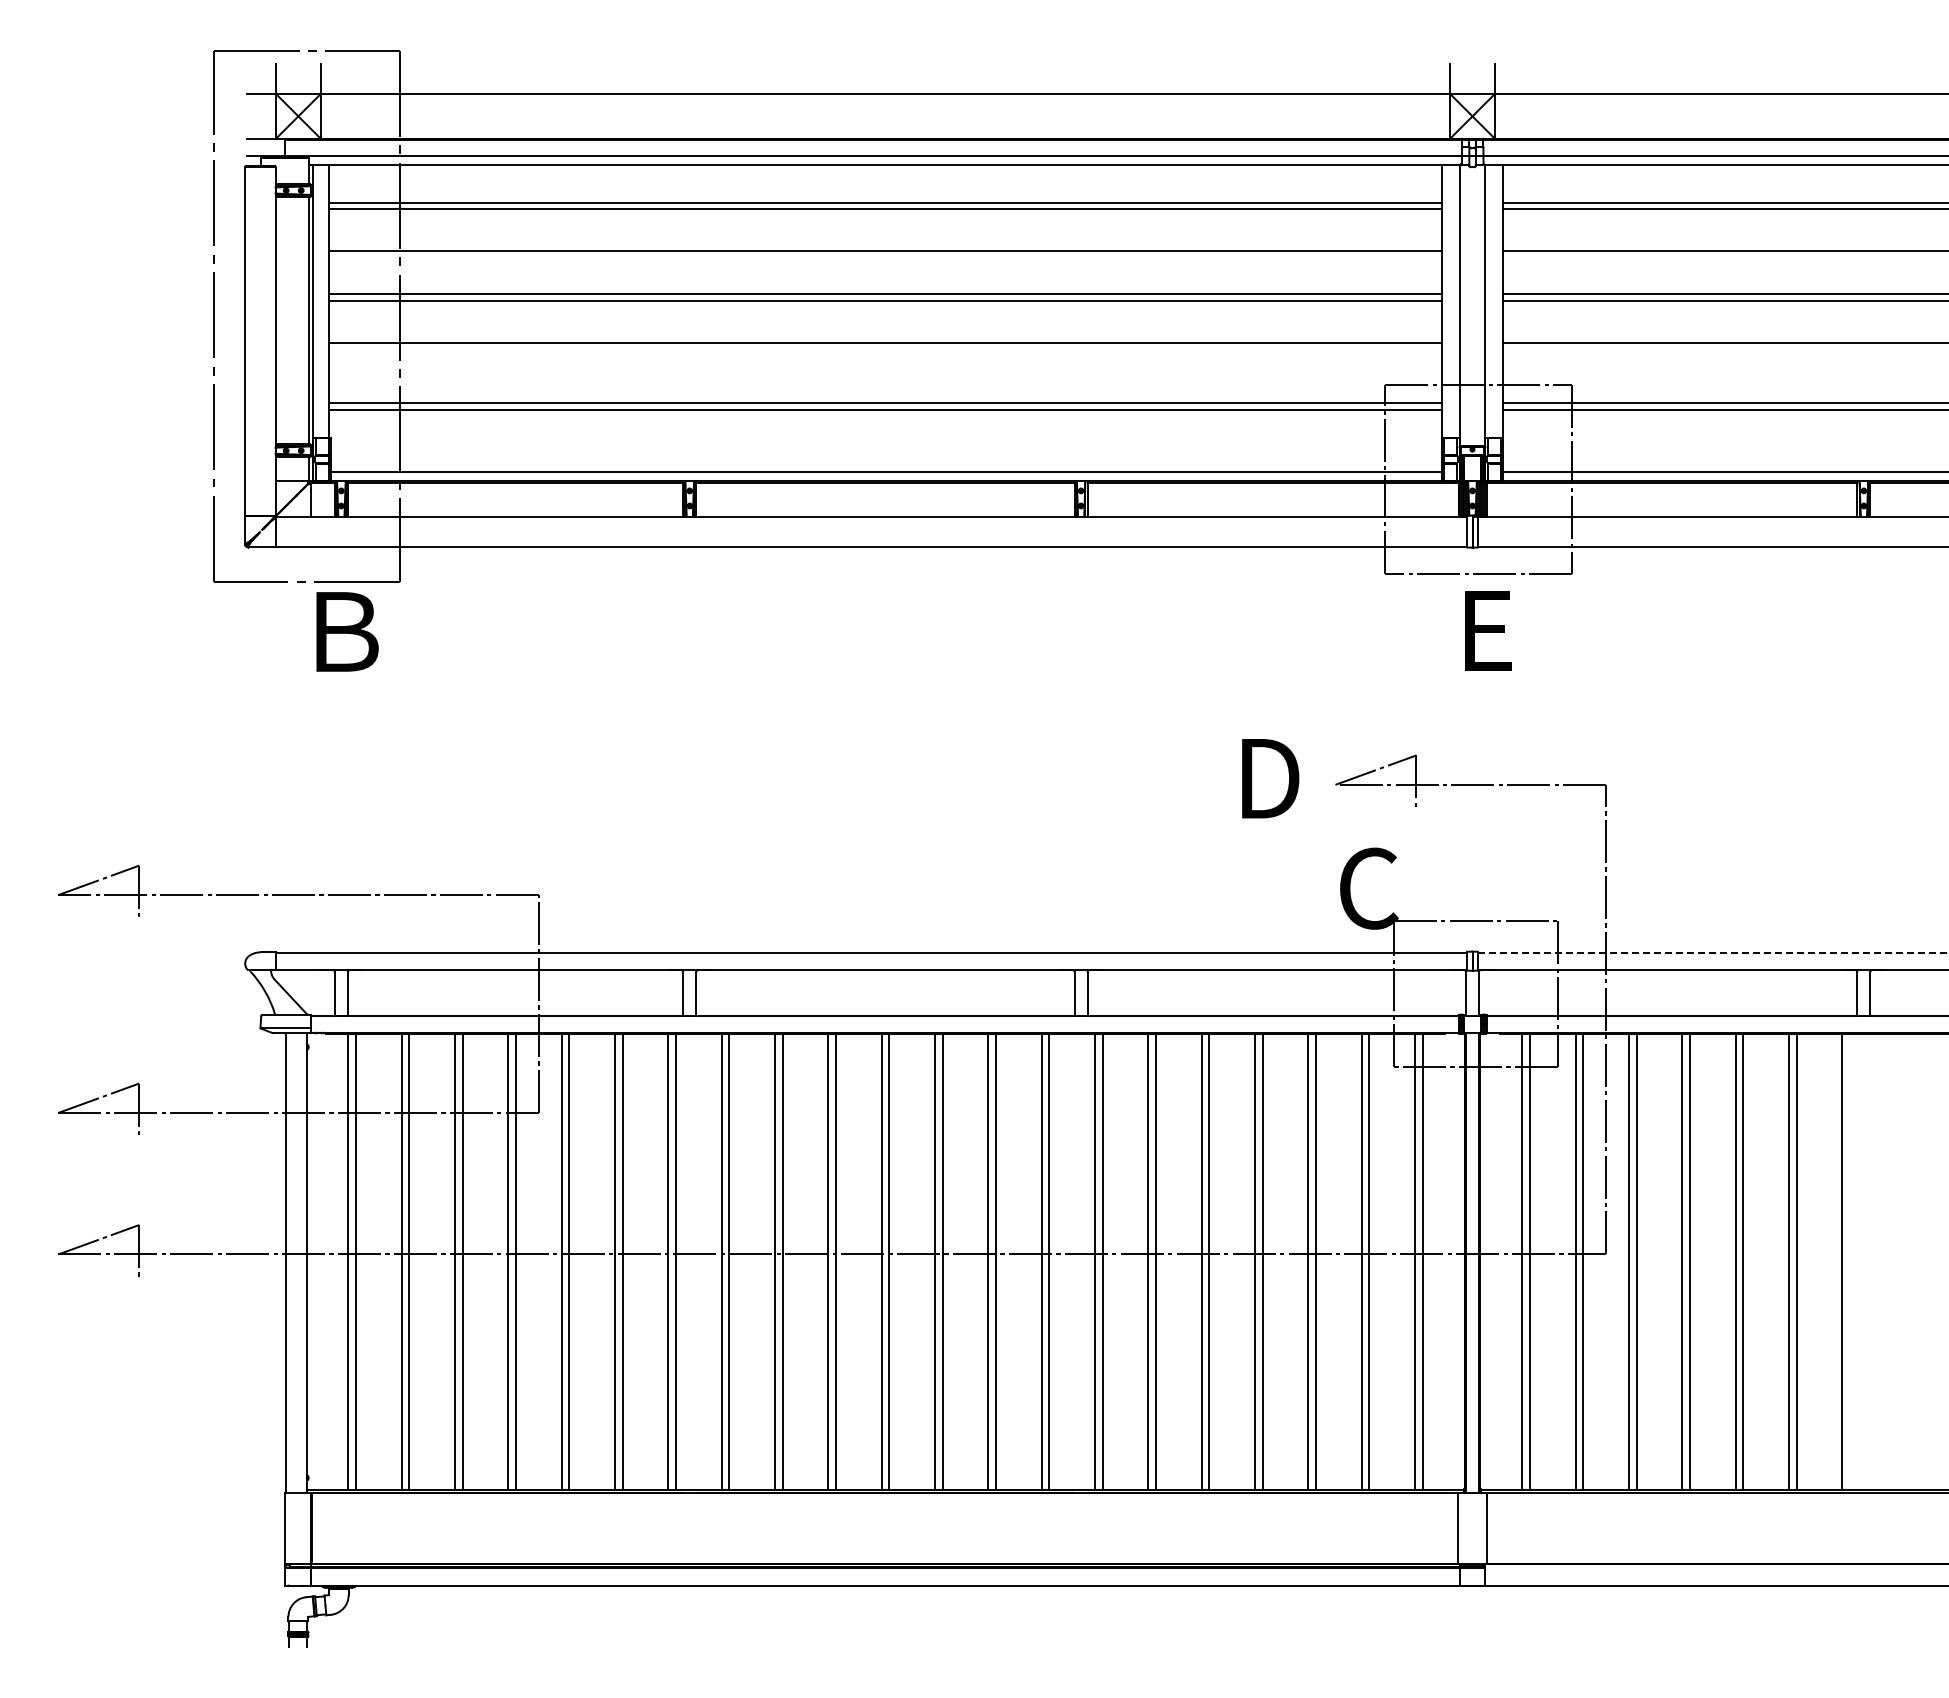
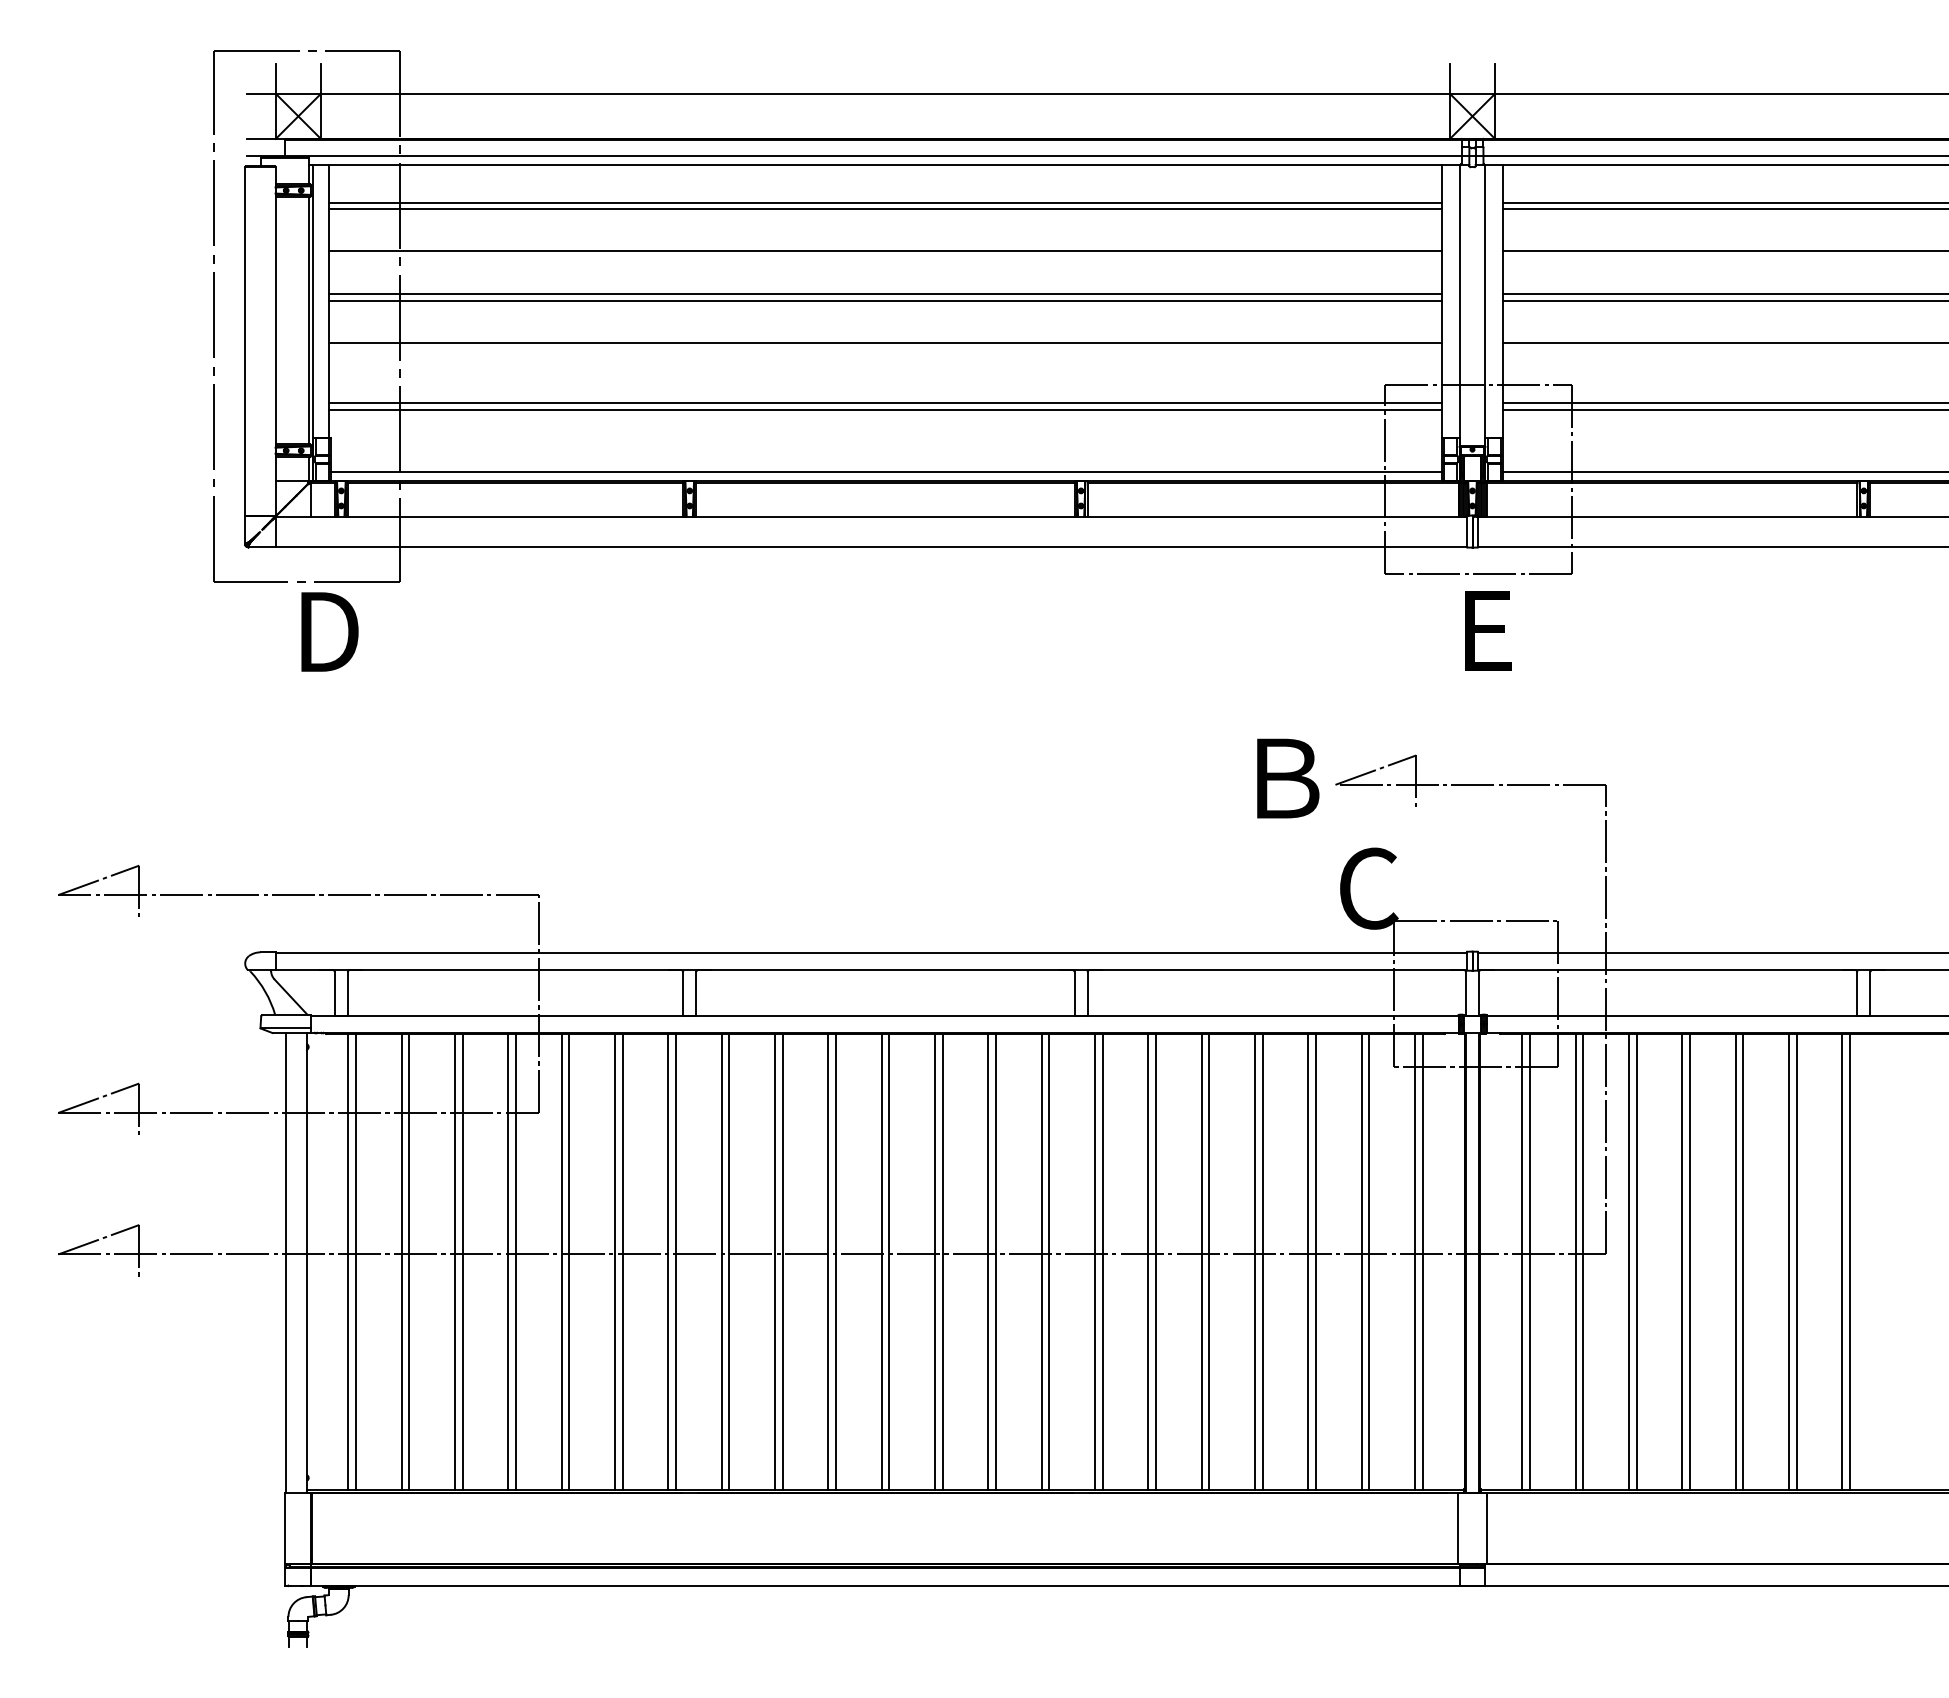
text: Ｂ -> D (339, 631)
text: D -> Ｂ (1280, 778)
line: dashed -> solid (1713, 952)
line: none -> present (1850, 1261)
